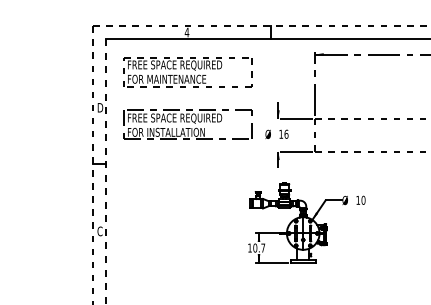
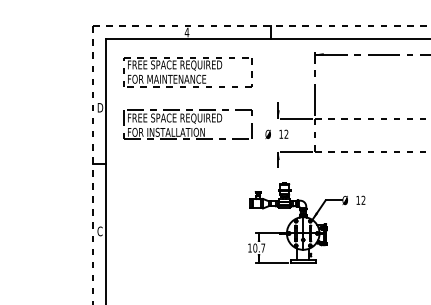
text: 16 -> 12 (286, 133)
line: dashed -> solid (106, 172)
text: 10 -> 12 (363, 199)
